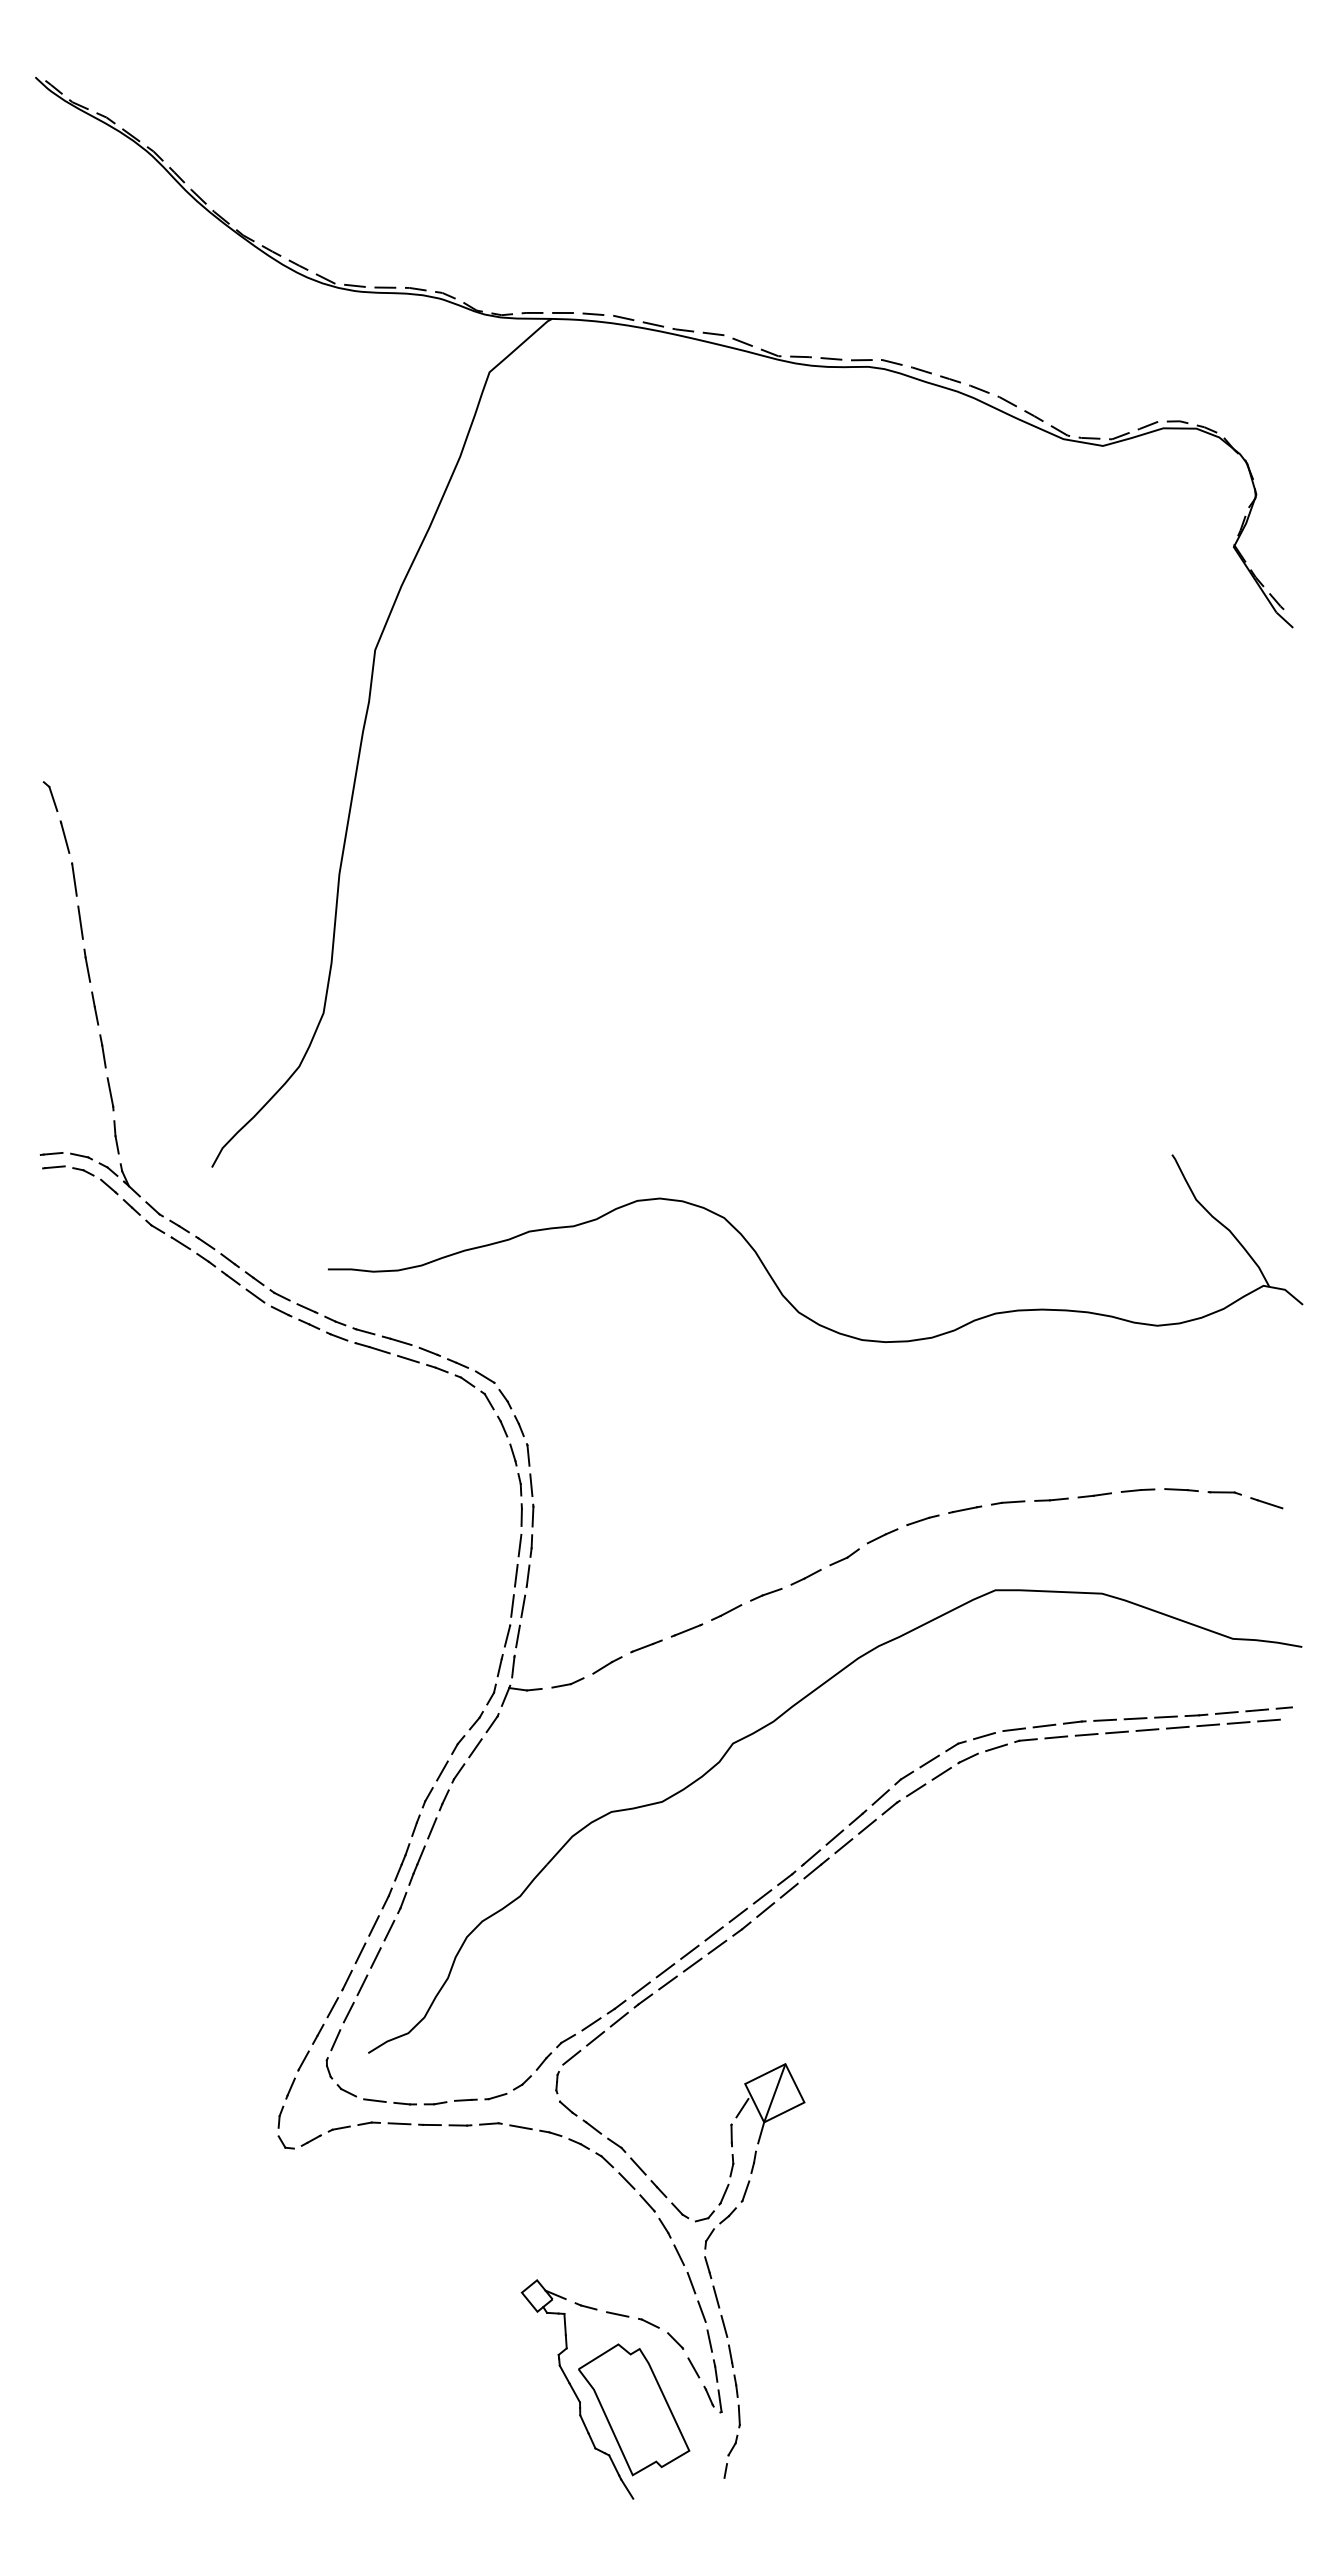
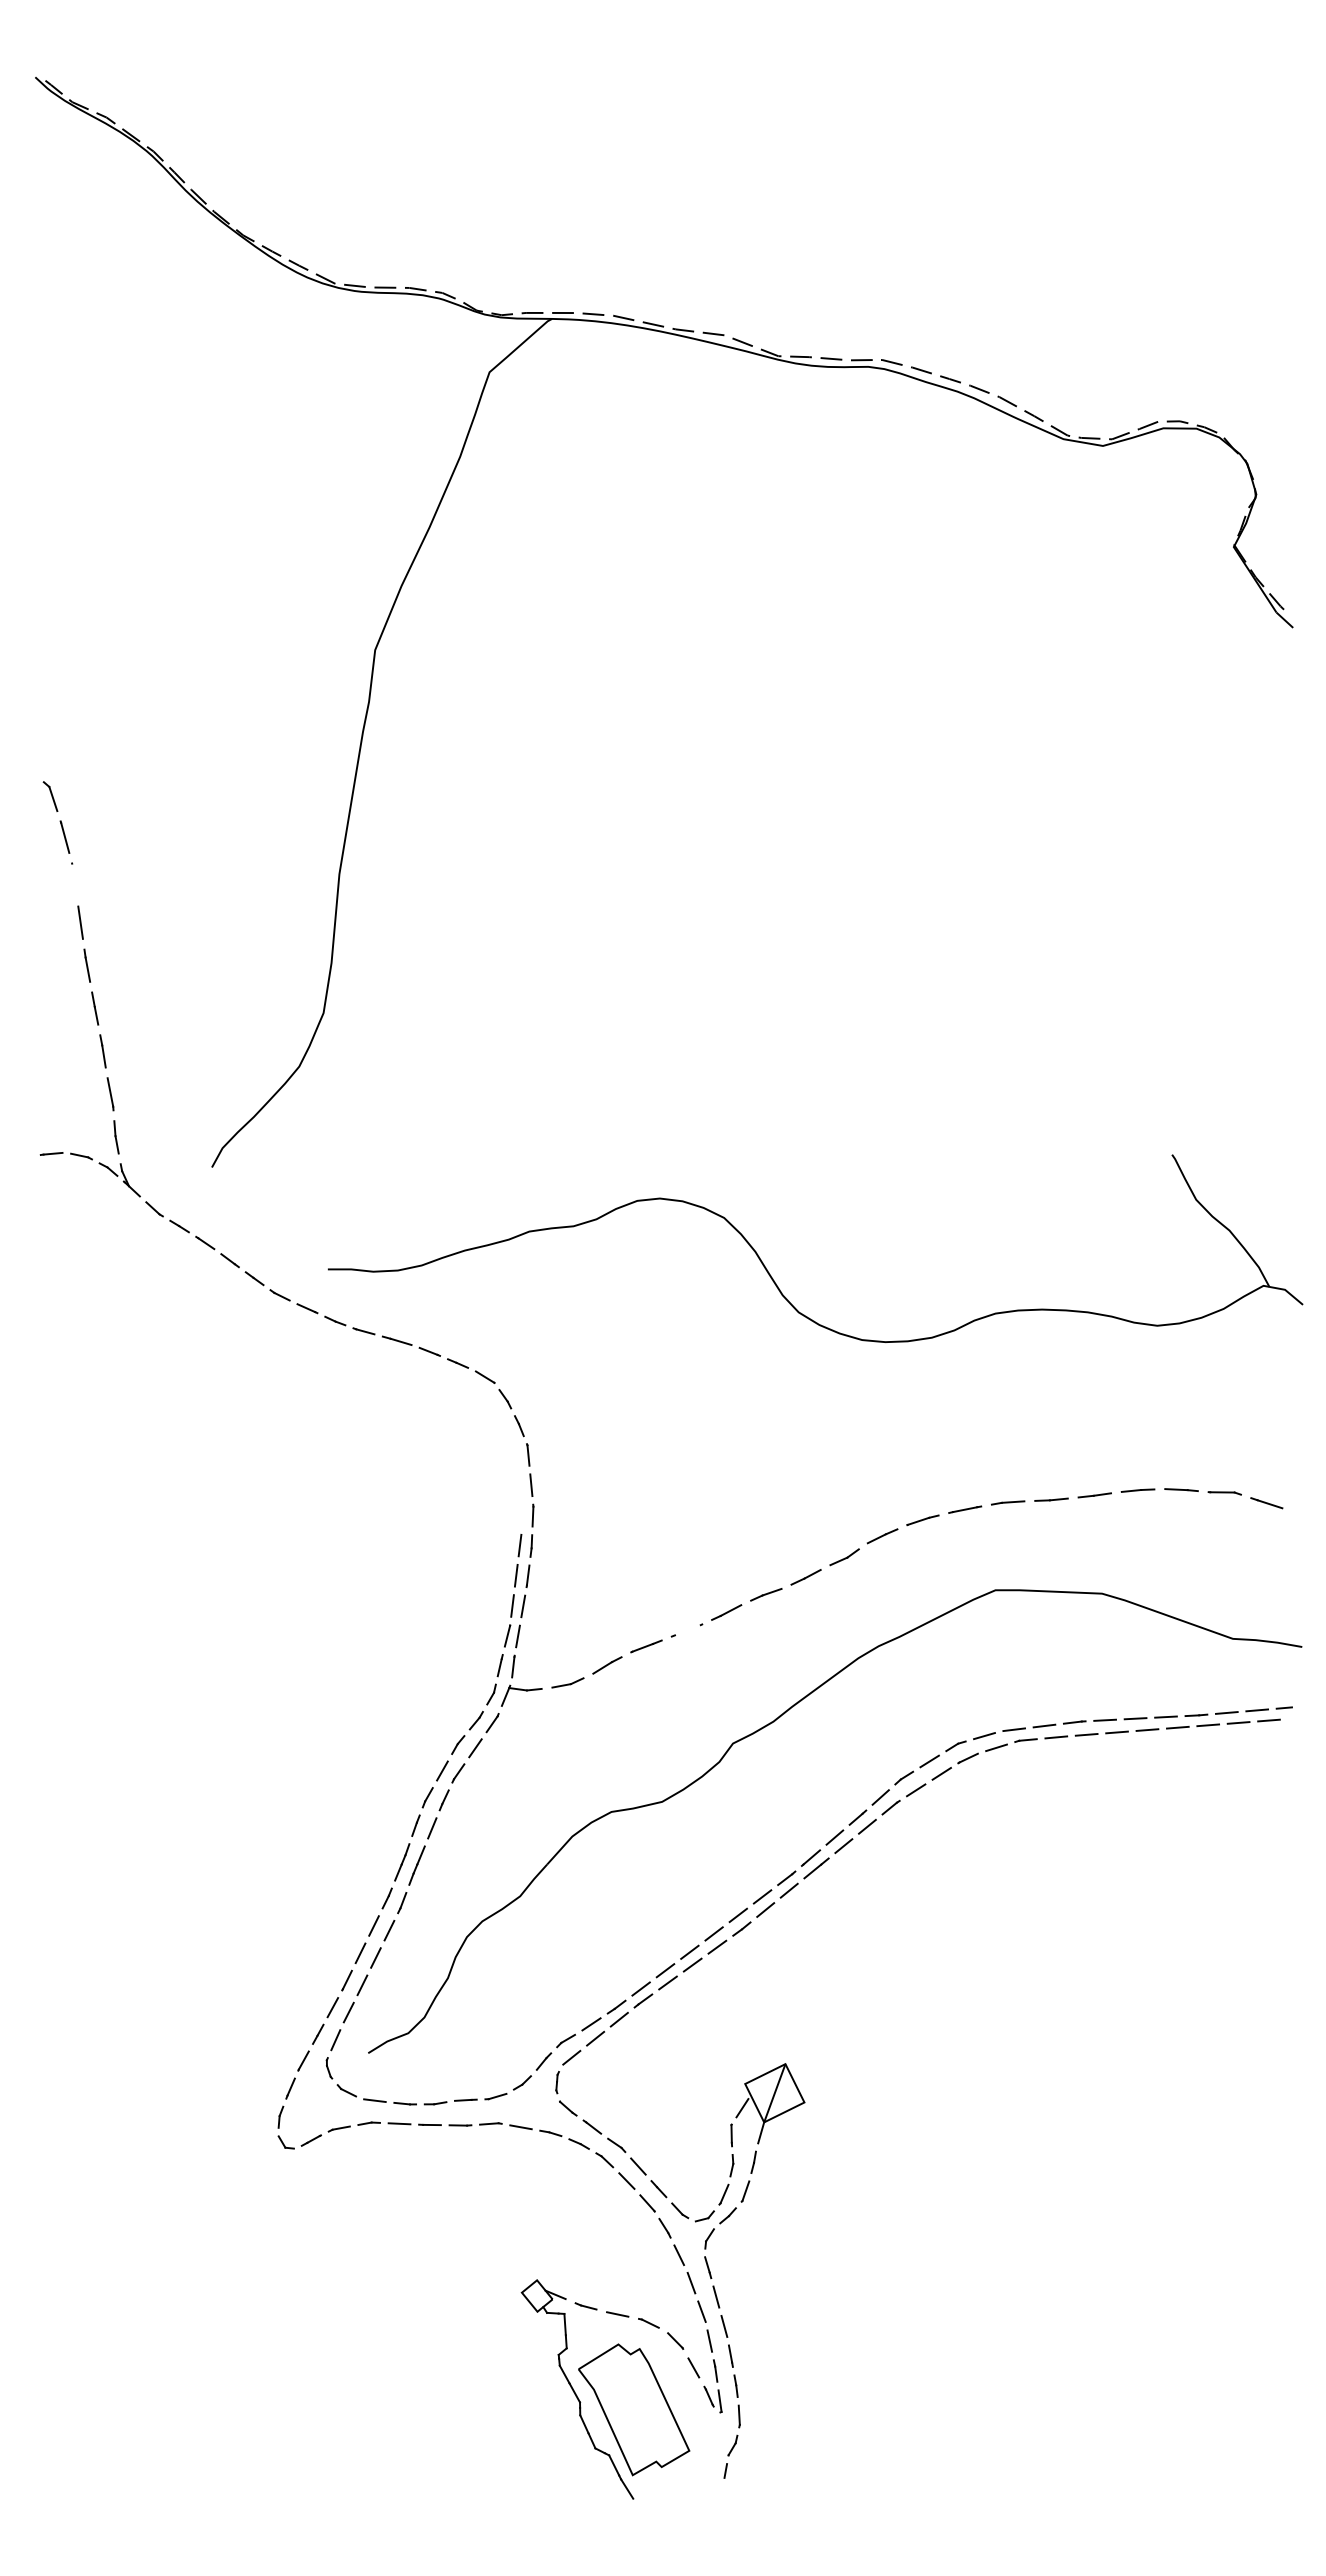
line: present -> none (74, 879)
part: present -> none (291, 1317)
line: present -> none (687, 1630)
